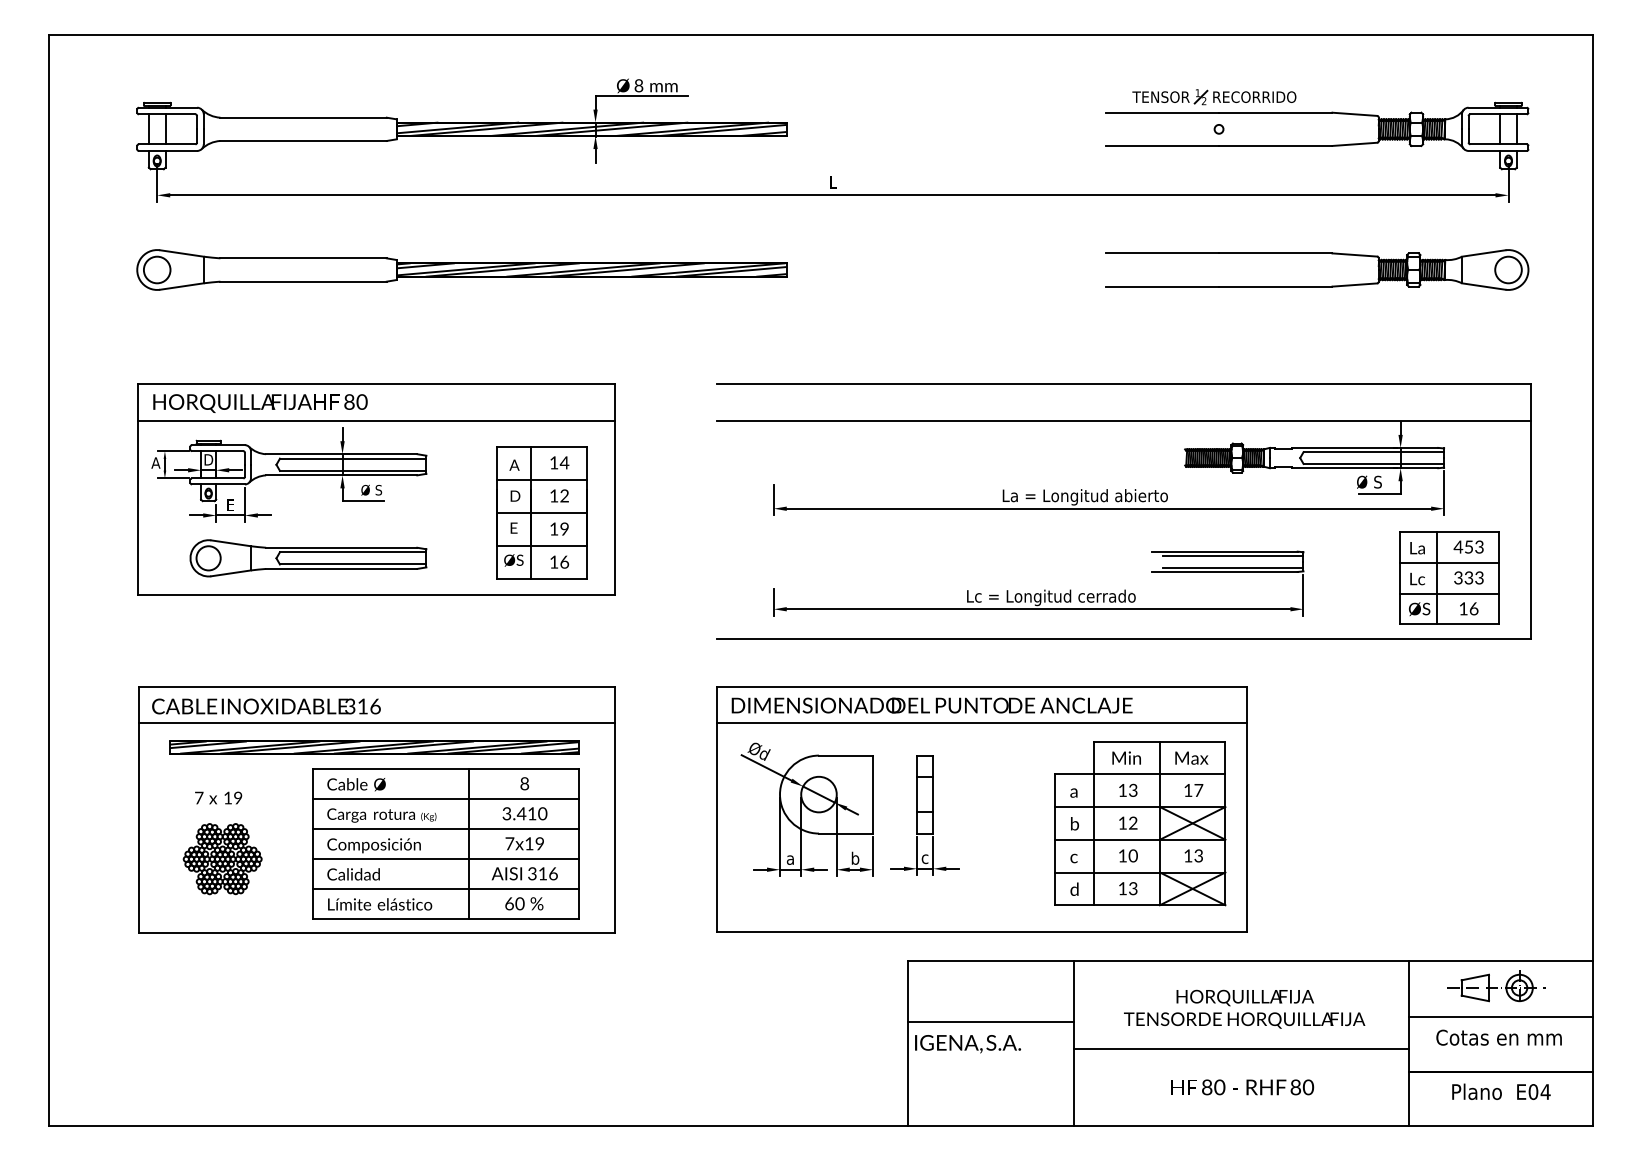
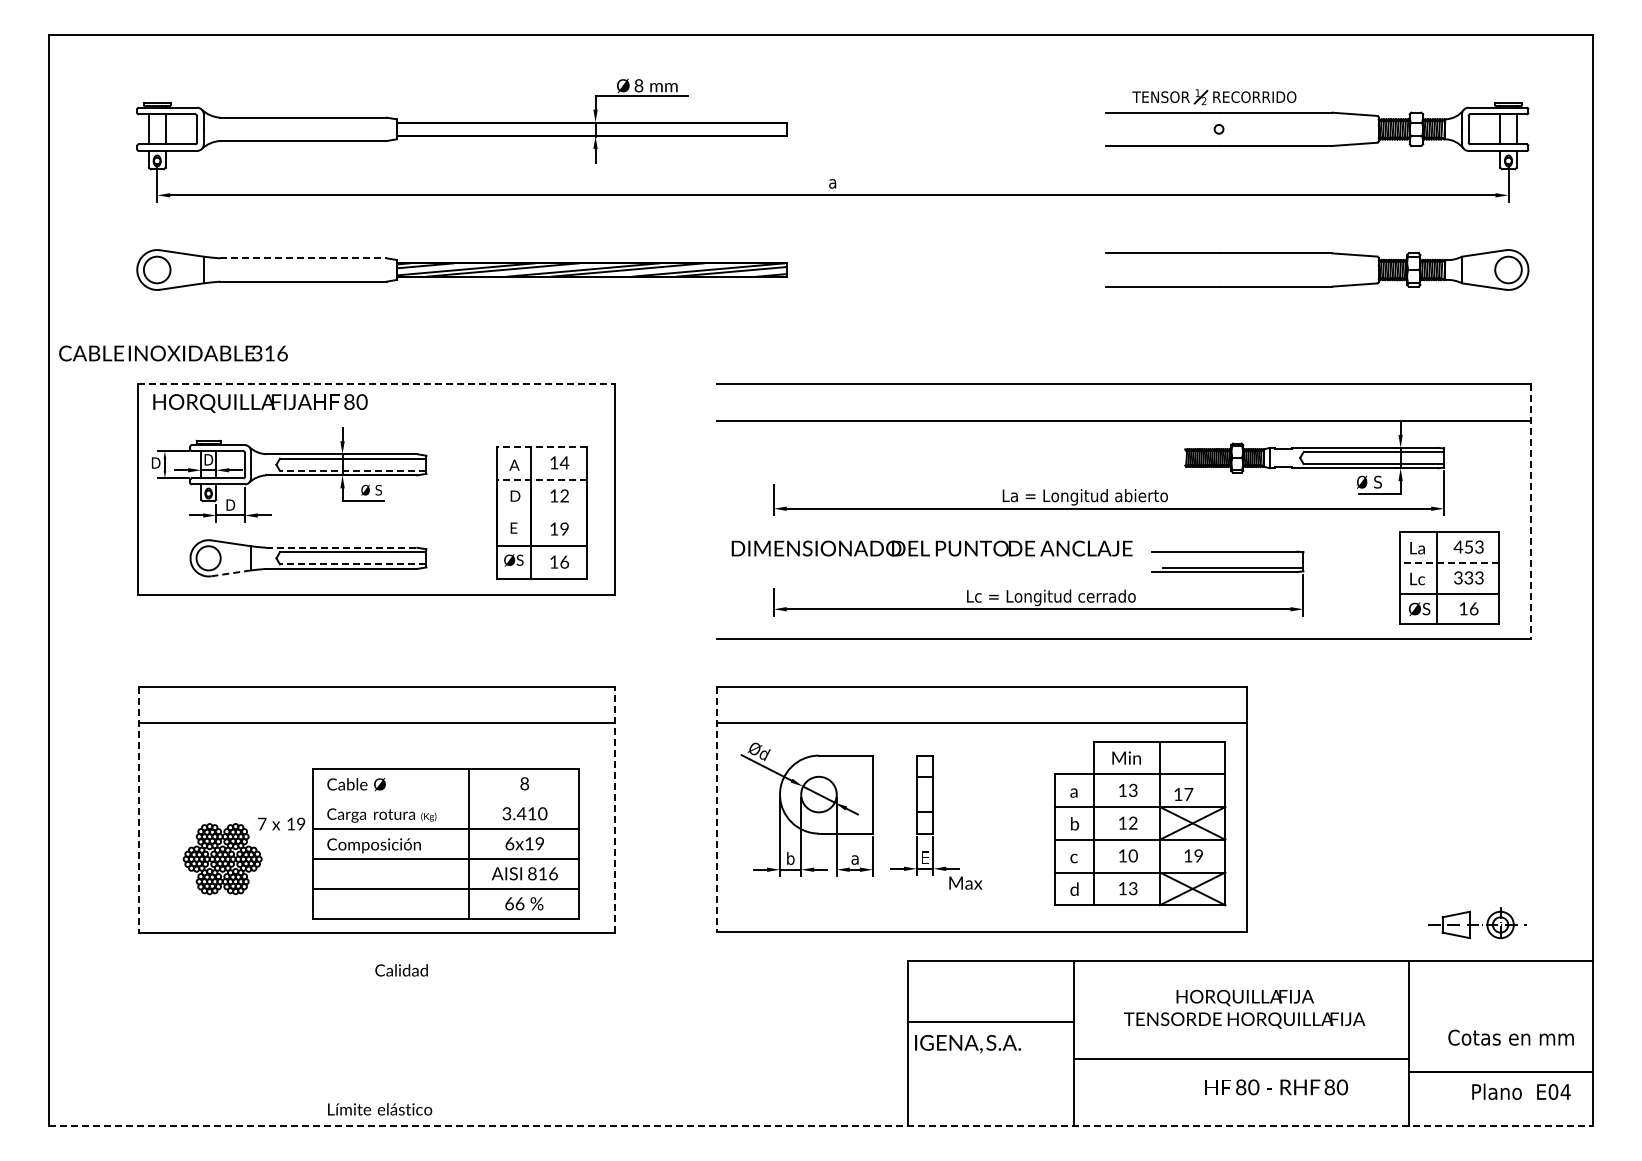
hatch: present -> none (591, 129)
text: L -> a (832, 182)
line: solid -> dashed (304, 258)
line: solid -> dashed (377, 384)
line: present -> none (376, 420)
line: solid -> dashed (541, 446)
text: A -> D (155, 462)
line: solid -> dashed (352, 470)
line: solid -> dashed (541, 479)
text: E -> D (230, 504)
line: solid -> dashed (1530, 511)
line: present -> none (541, 512)
line: solid -> dashed (341, 547)
line: present -> none (1232, 555)
line: solid -> dashed (1448, 562)
line: solid -> dashed (352, 564)
line: solid -> dashed (230, 573)
text position: (931, 705) -> (931, 548) (931, 548)
text position: (266, 706) -> (173, 353) (173, 353)
part: present -> none (374, 747)
text position: (1191, 757) -> (965, 882) (965, 882)
text position: (1193, 790) -> (1183, 794) (1183, 794)
text position: (218, 797) -> (281, 823) (281, 823)
line: present -> none (445, 798)
line: solid -> dashed (614, 809)
line: solid -> dashed (717, 809)
line: solid -> dashed (139, 810)
text: 7x19 -> 6x19 (509, 843)
text: 13 -> 19 (1198, 856)
text: a -> b (790, 857)
text: b -> a (855, 857)
text: c -> E (924, 857)
text: 316 -> 816 (532, 873)
text position: (353, 874) -> (401, 970) (401, 970)
text: 60 -> 66 (519, 903)
text position: (380, 904) -> (380, 1109) (380, 1109)
part position: (1496, 986) -> (1477, 923) (1477, 923)
line: present -> none (1500, 1016)
text position: (1498, 1037) -> (1510, 1037) (1510, 1037)
line position: (1241, 1048) -> (1241, 1058) (1241, 1058)
text position: (1242, 1087) -> (1276, 1087) (1276, 1087)
text position: (1501, 1091) -> (1521, 1091) (1521, 1091)
line: solid -> dashed (821, 1126)
